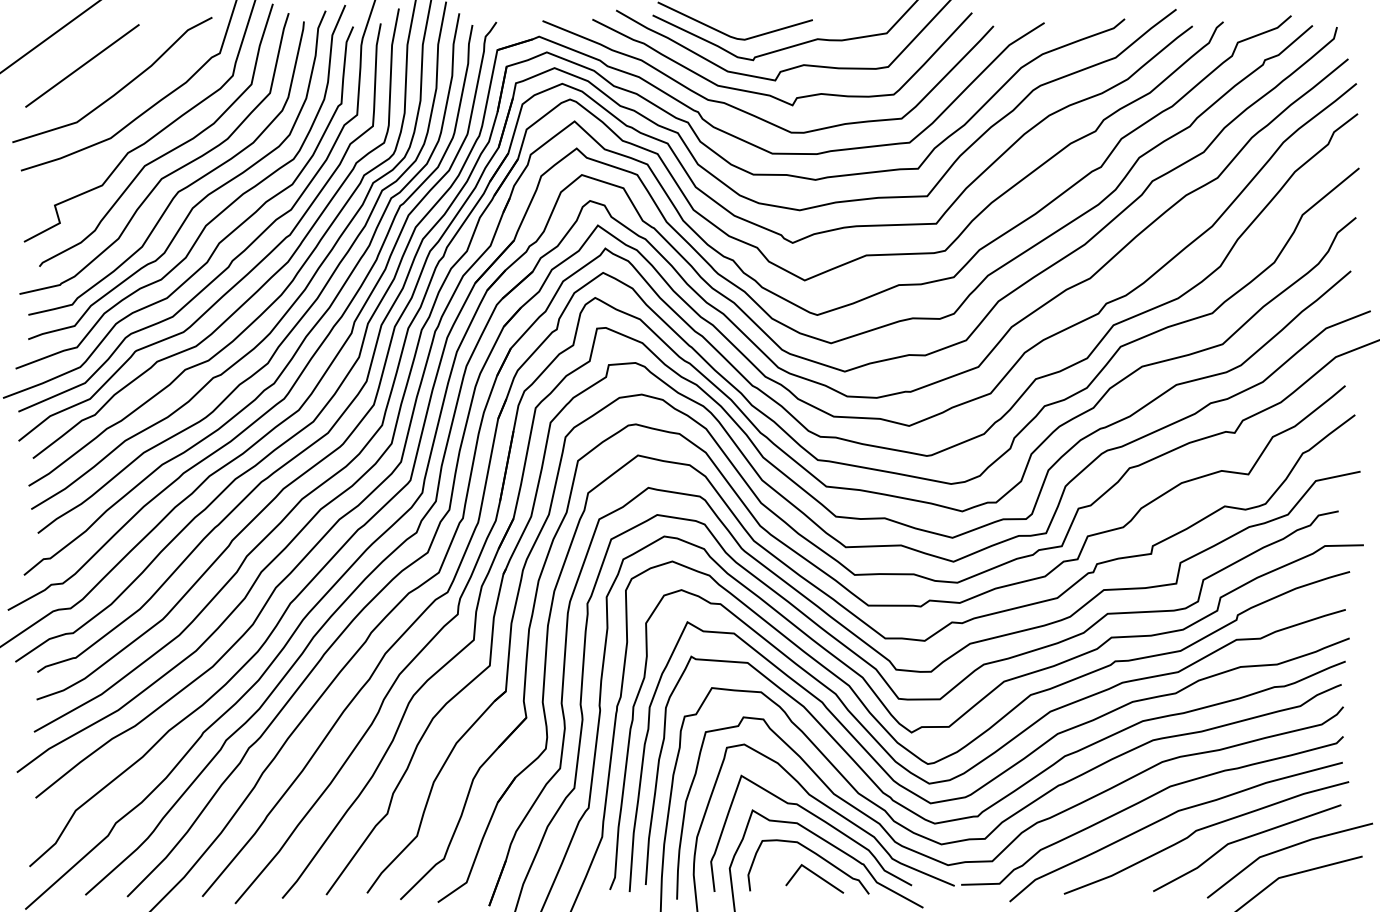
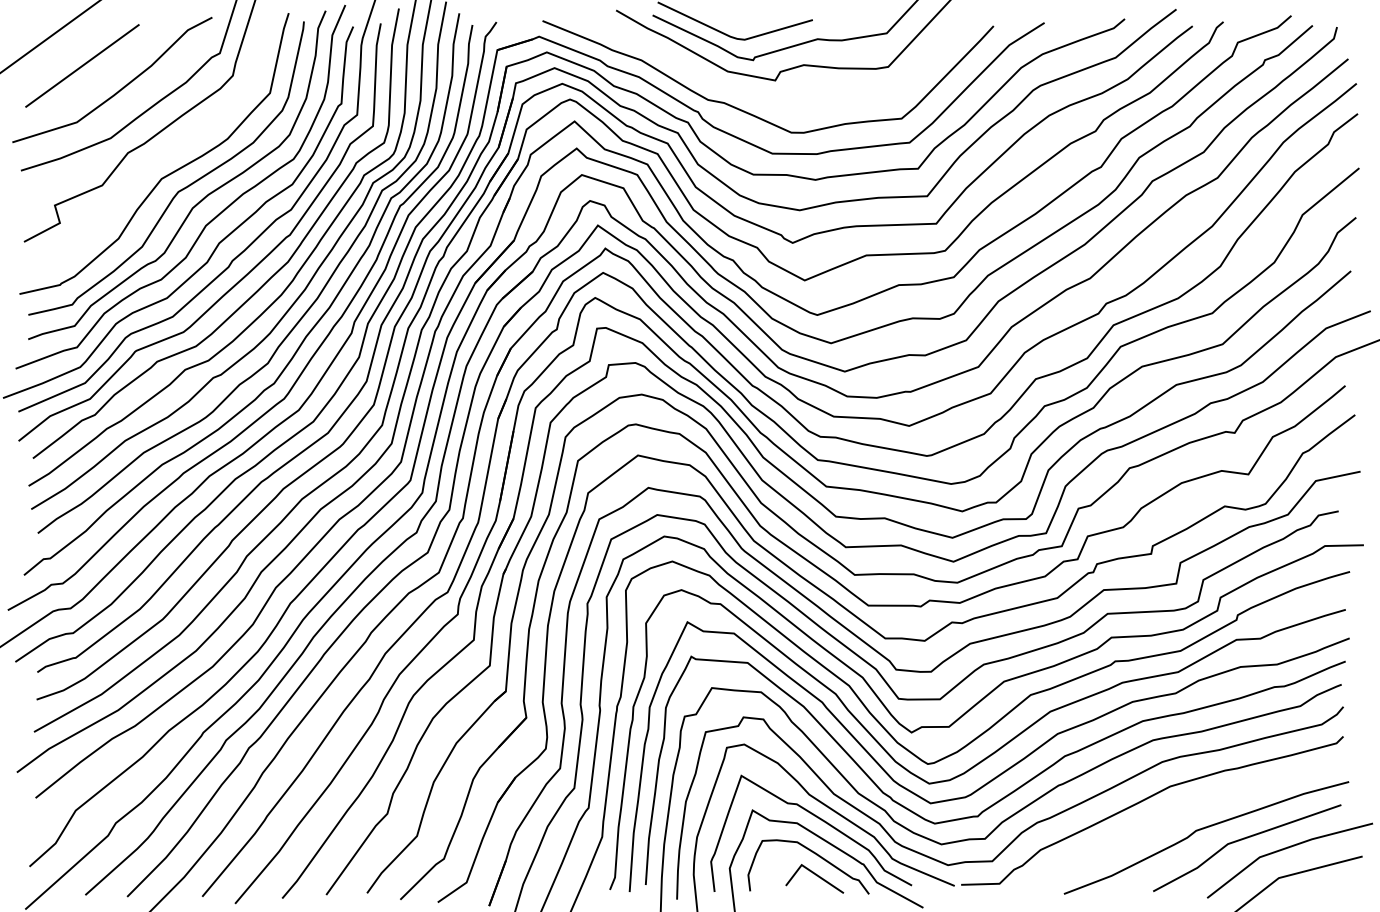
curve: present -> none (770, 94)
curve: present -> none (166, 152)
curve: present -> none (1168, 817)
